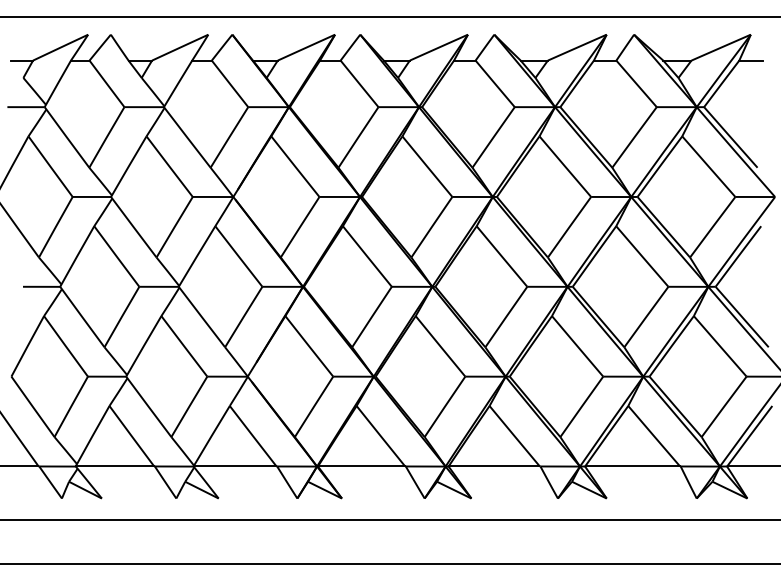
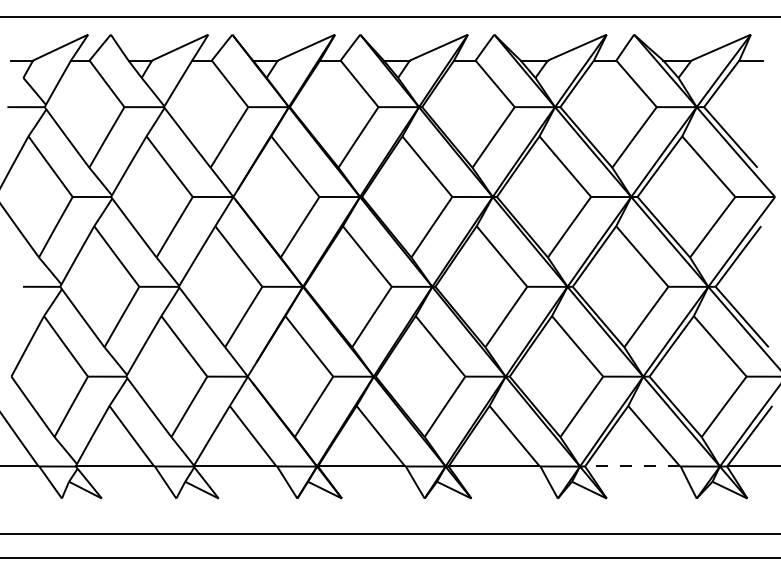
line: solid -> dashed (632, 465)
line position: (389, 520) -> (389, 534) (389, 534)
line position: (389, 563) -> (389, 557) (389, 557)
